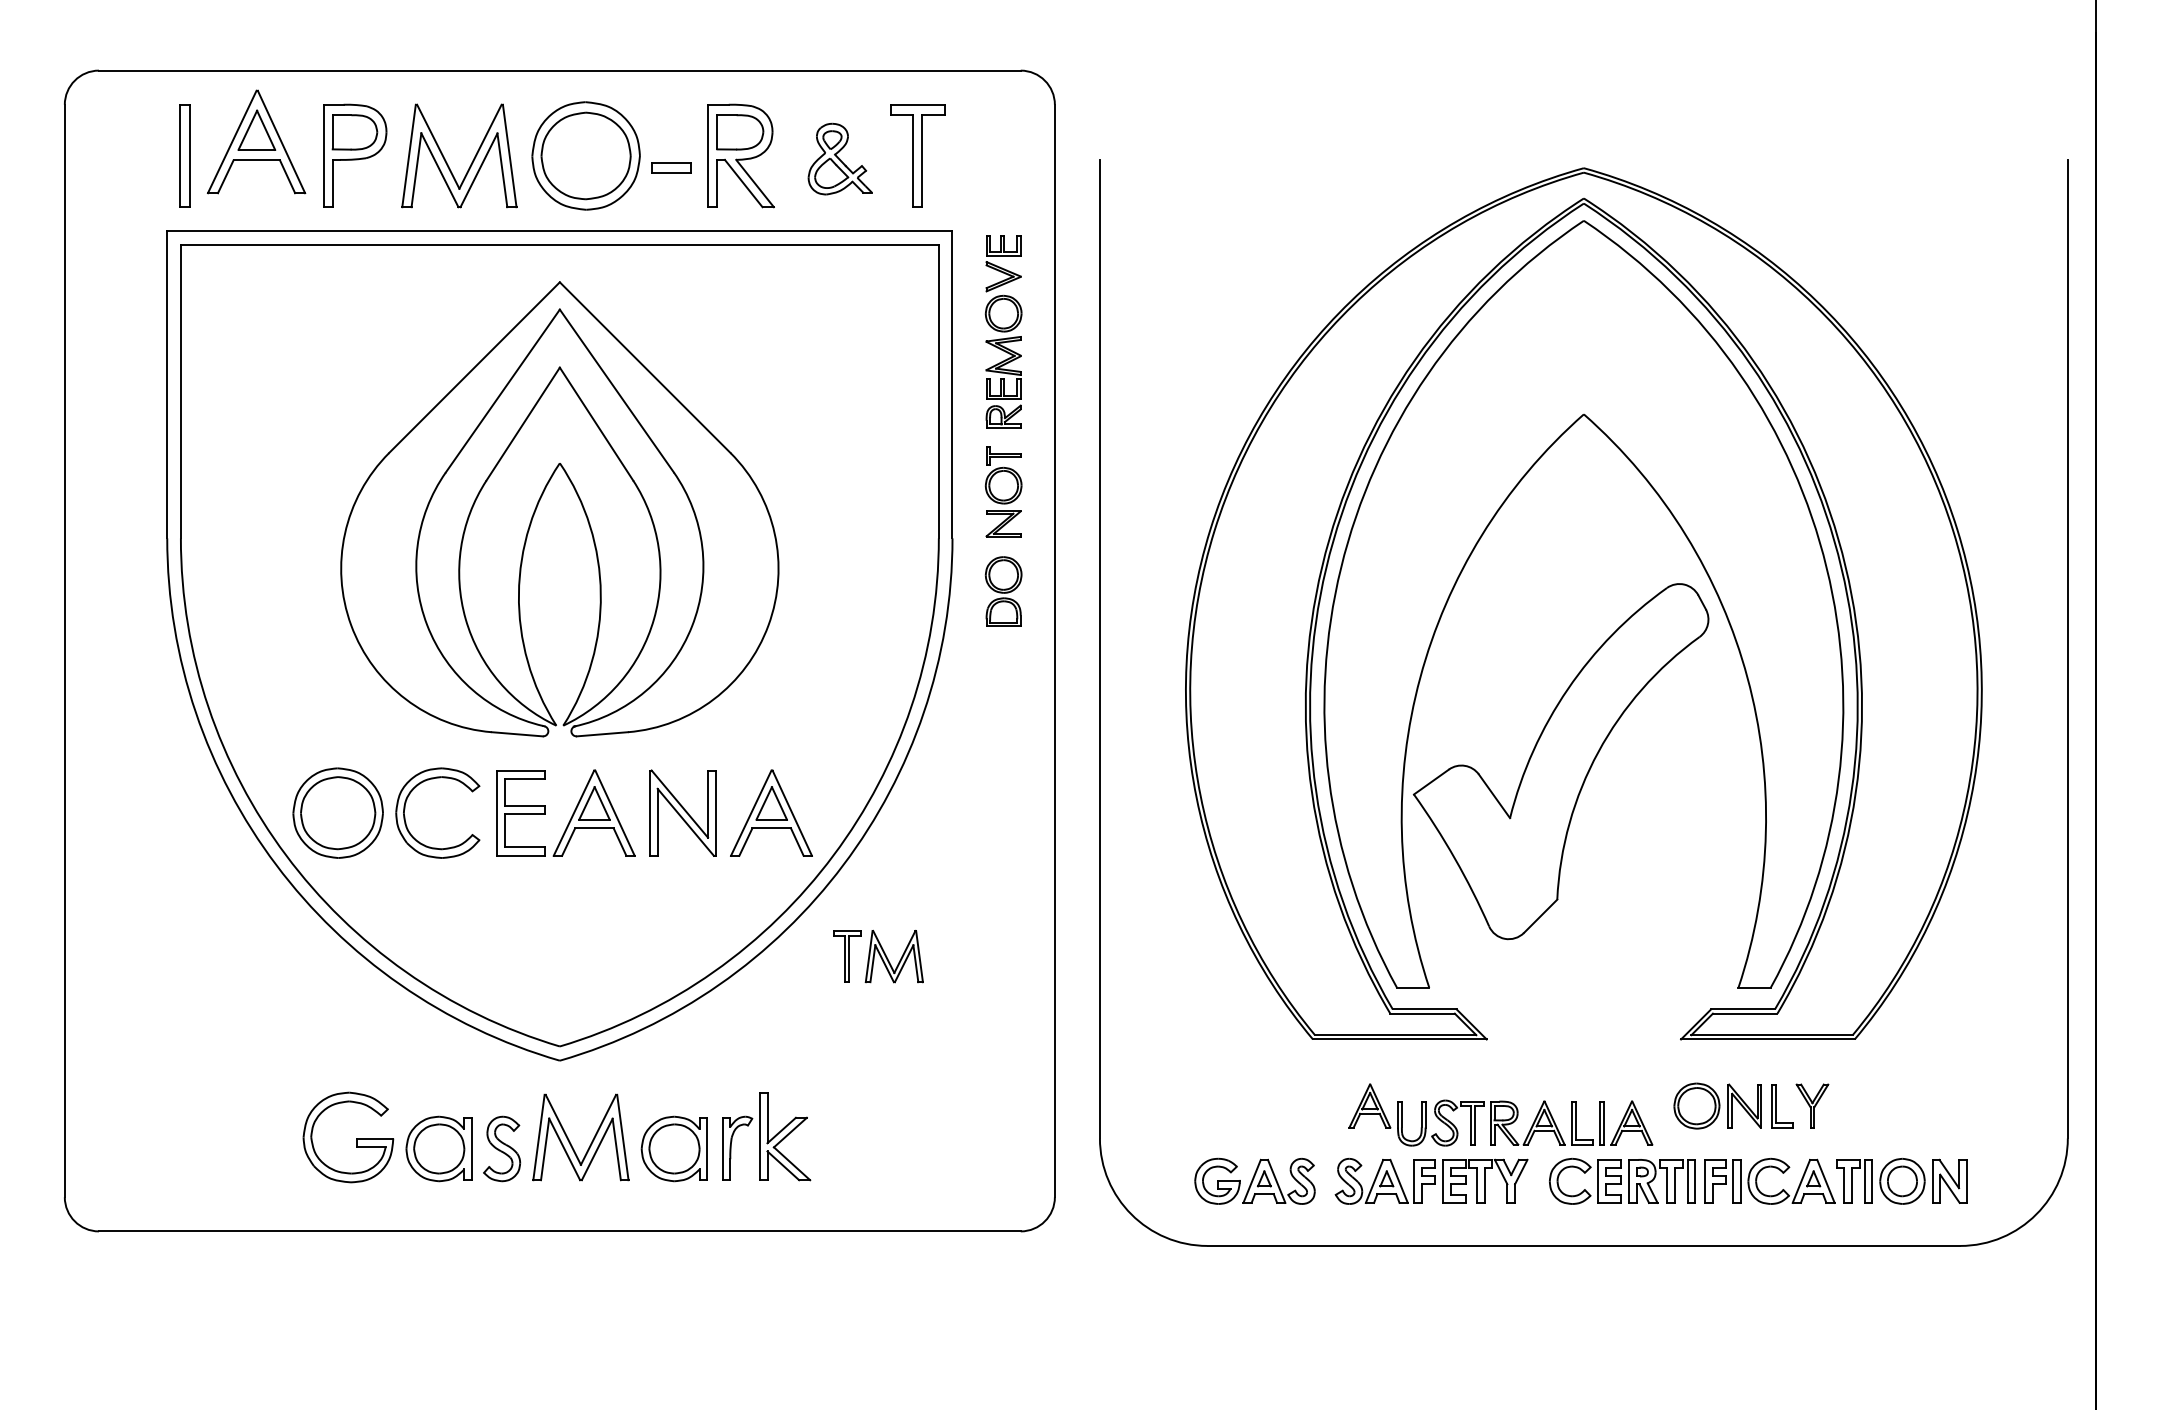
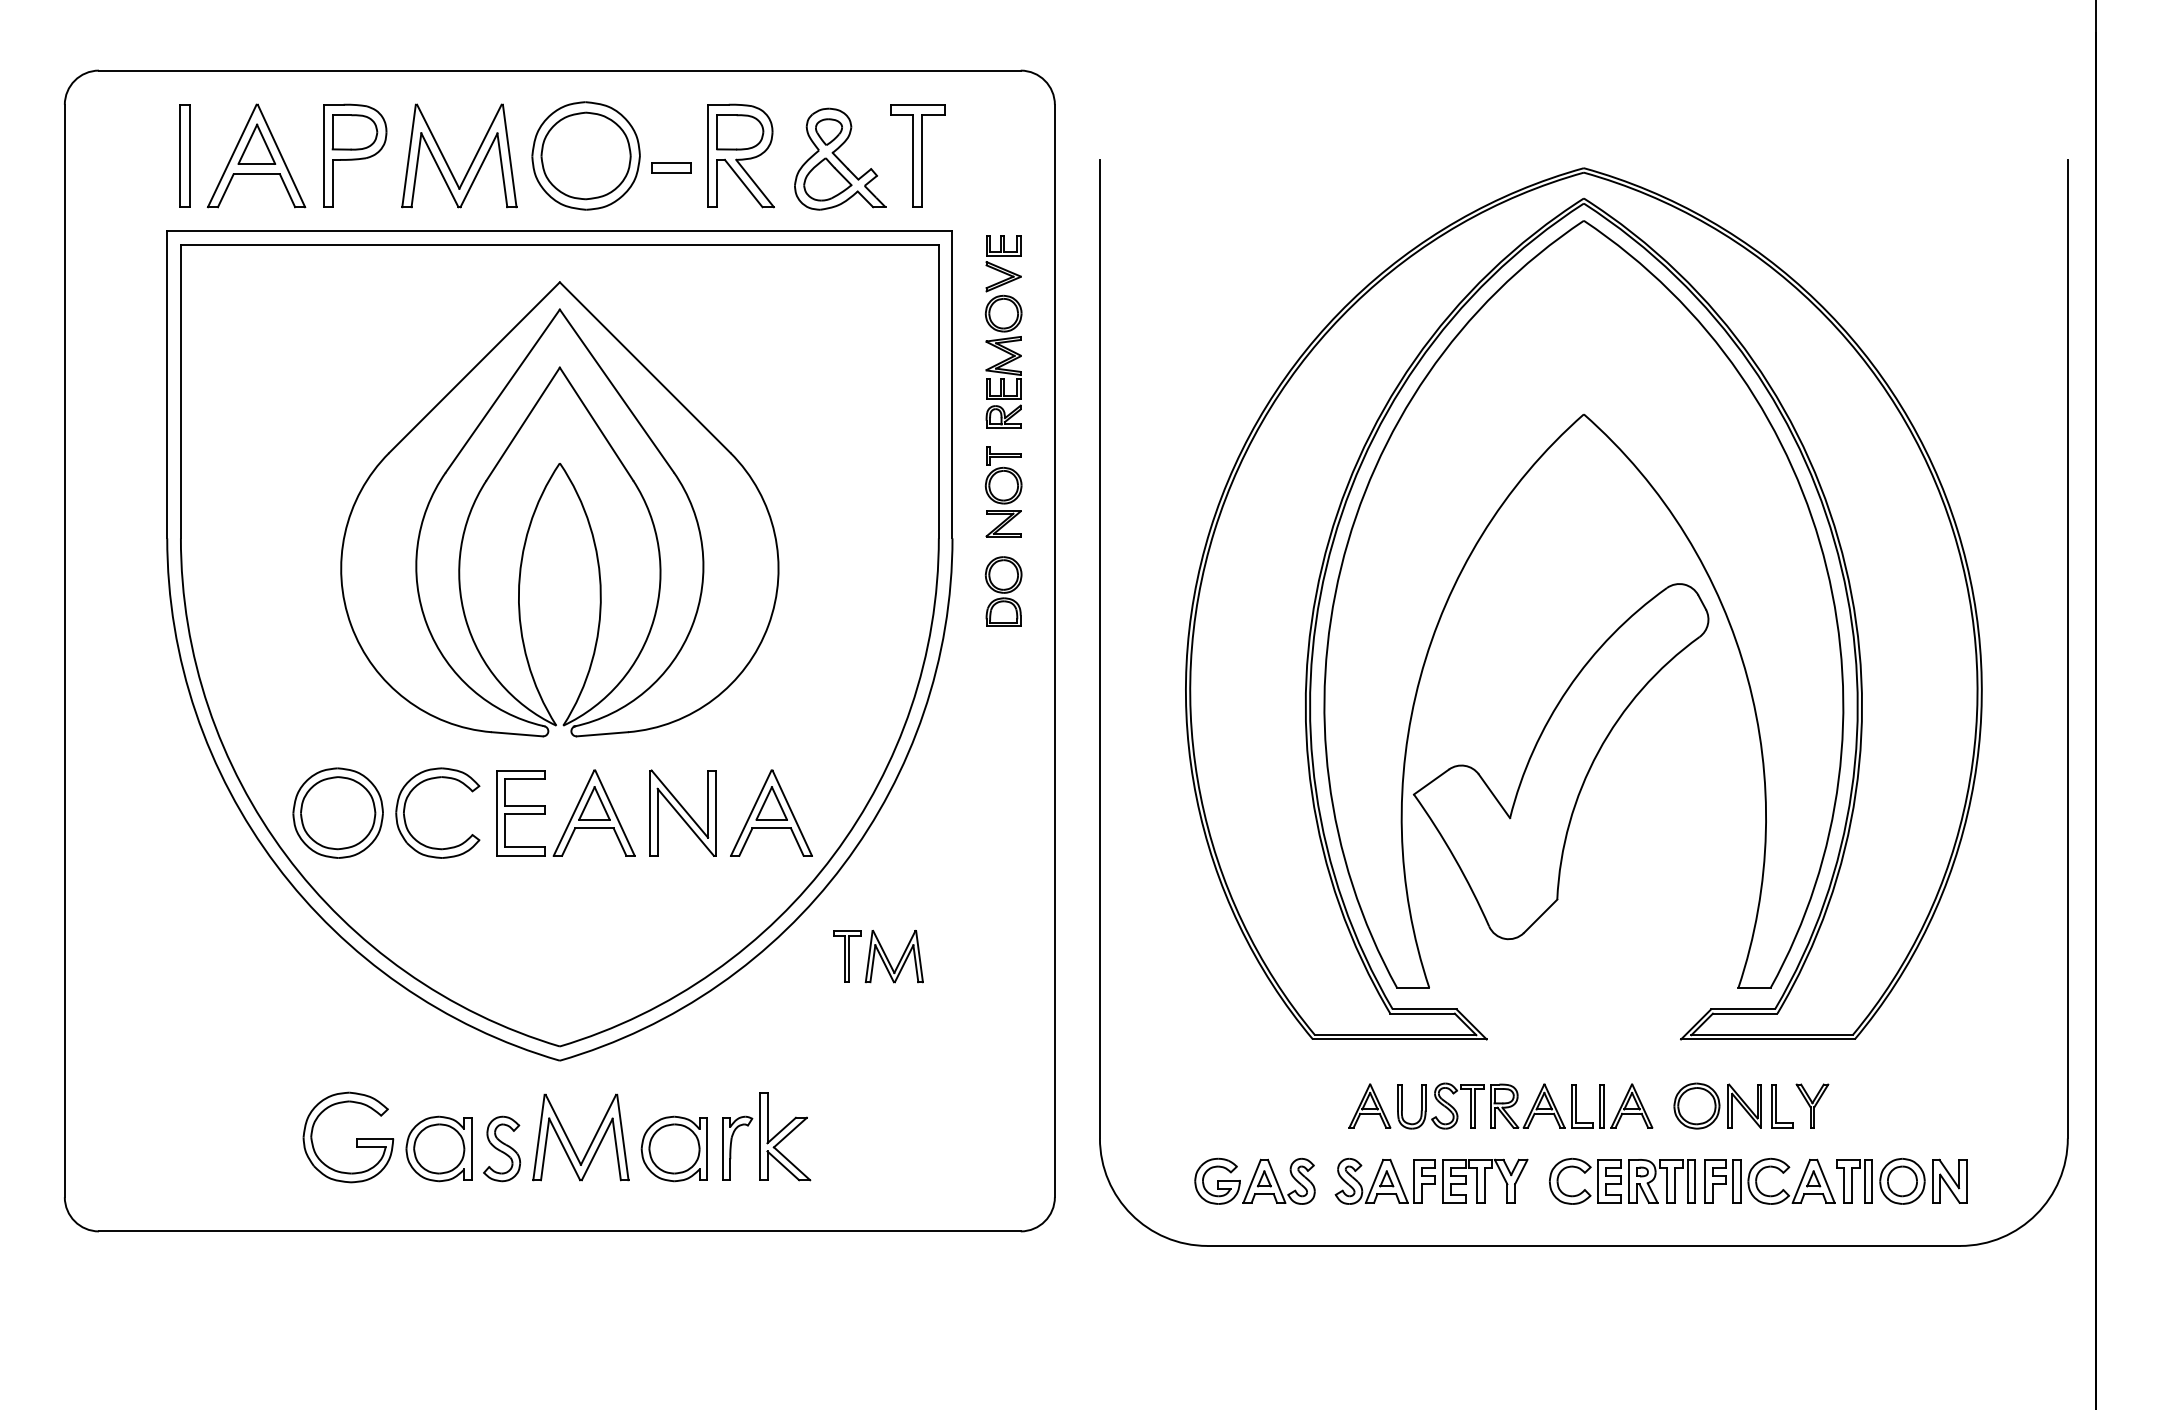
part position: (256, 141) -> (256, 155) (256, 155)
part size: 66x74 px -> 93x104 px (840, 158)
part position: (1531, 1125) -> (1531, 1108) (1531, 1108)
